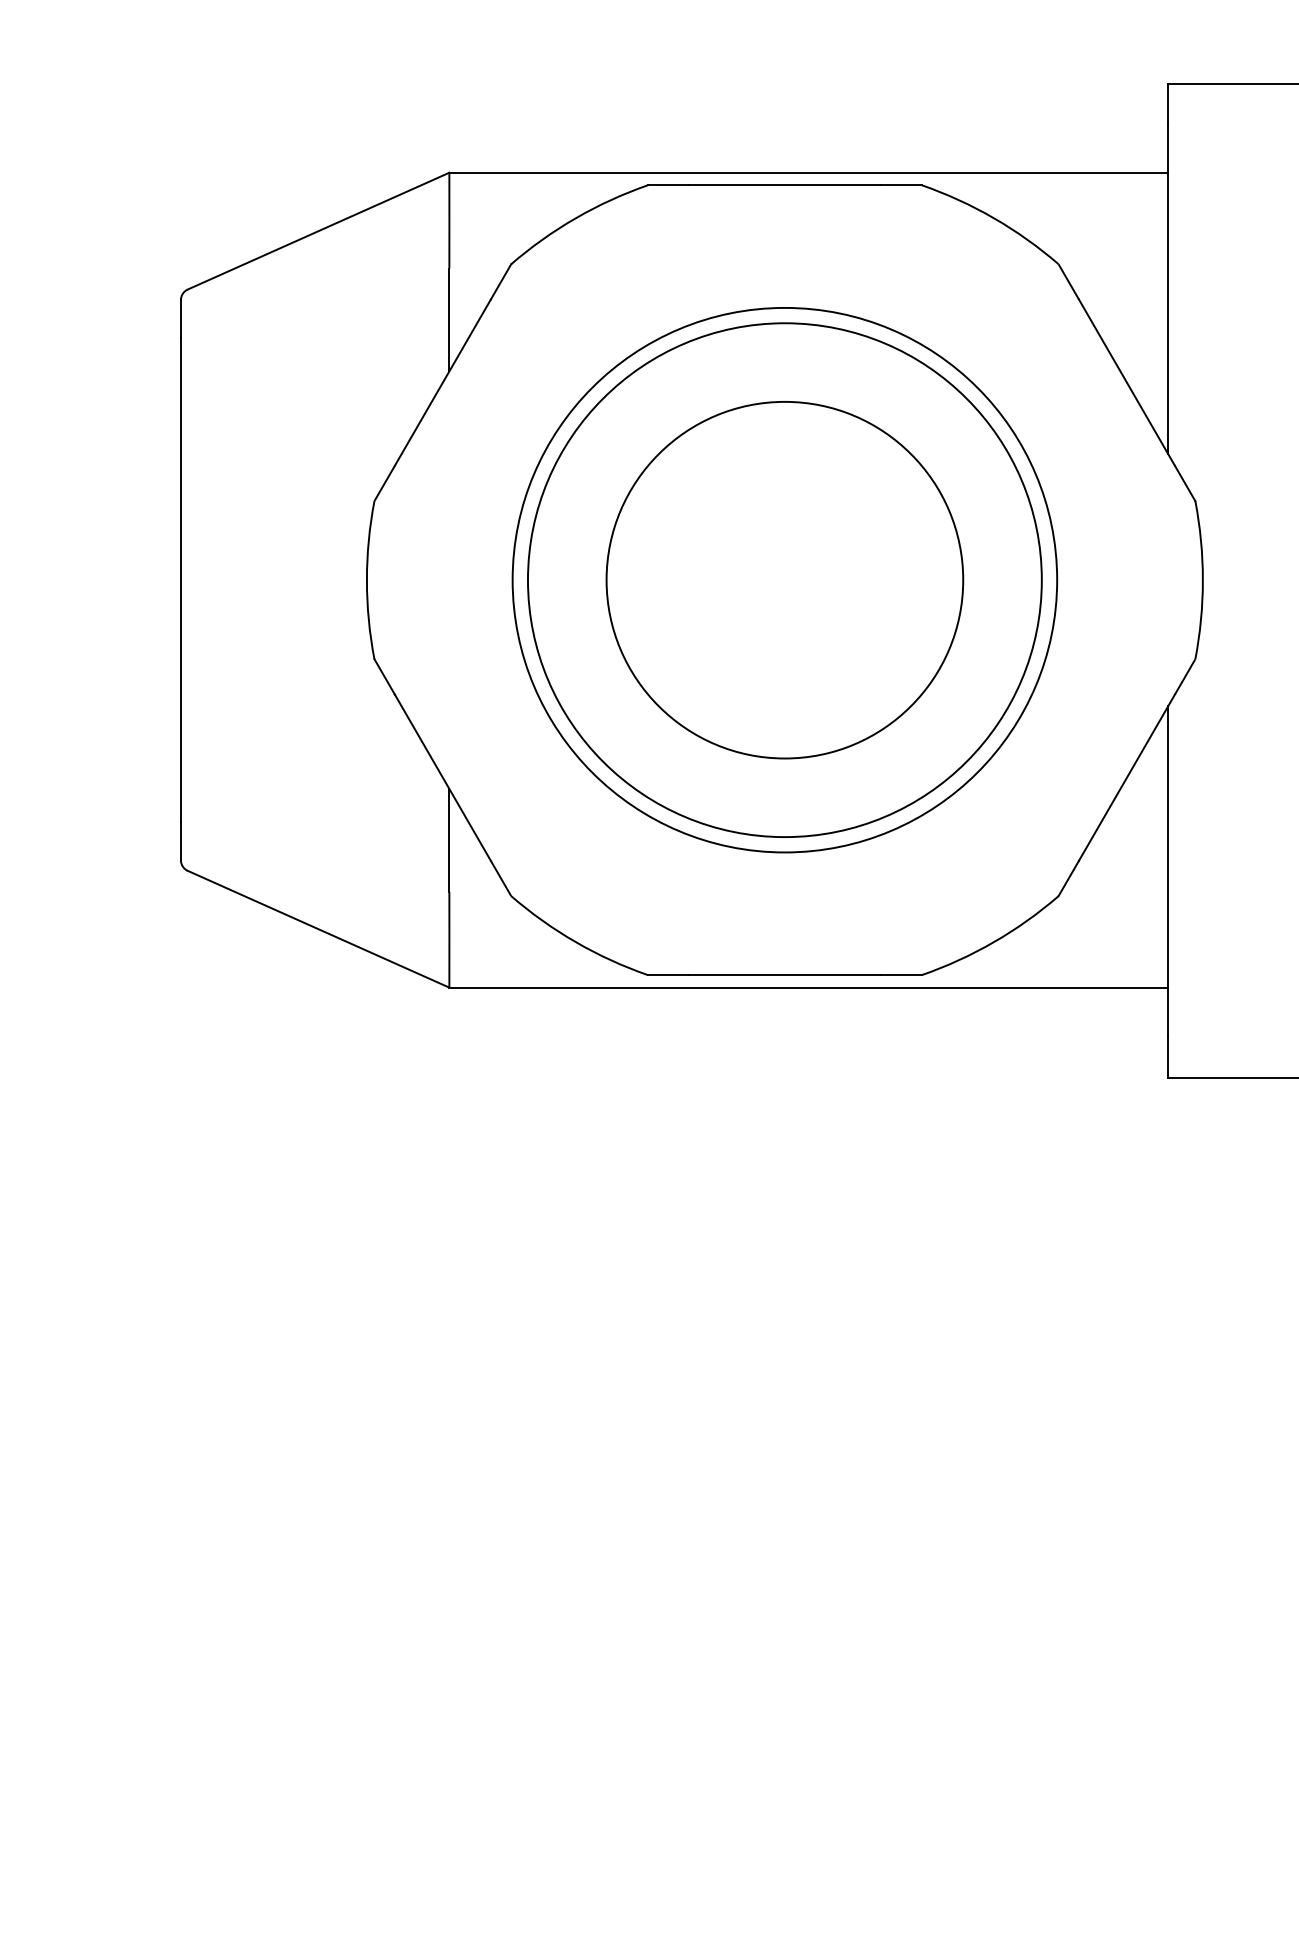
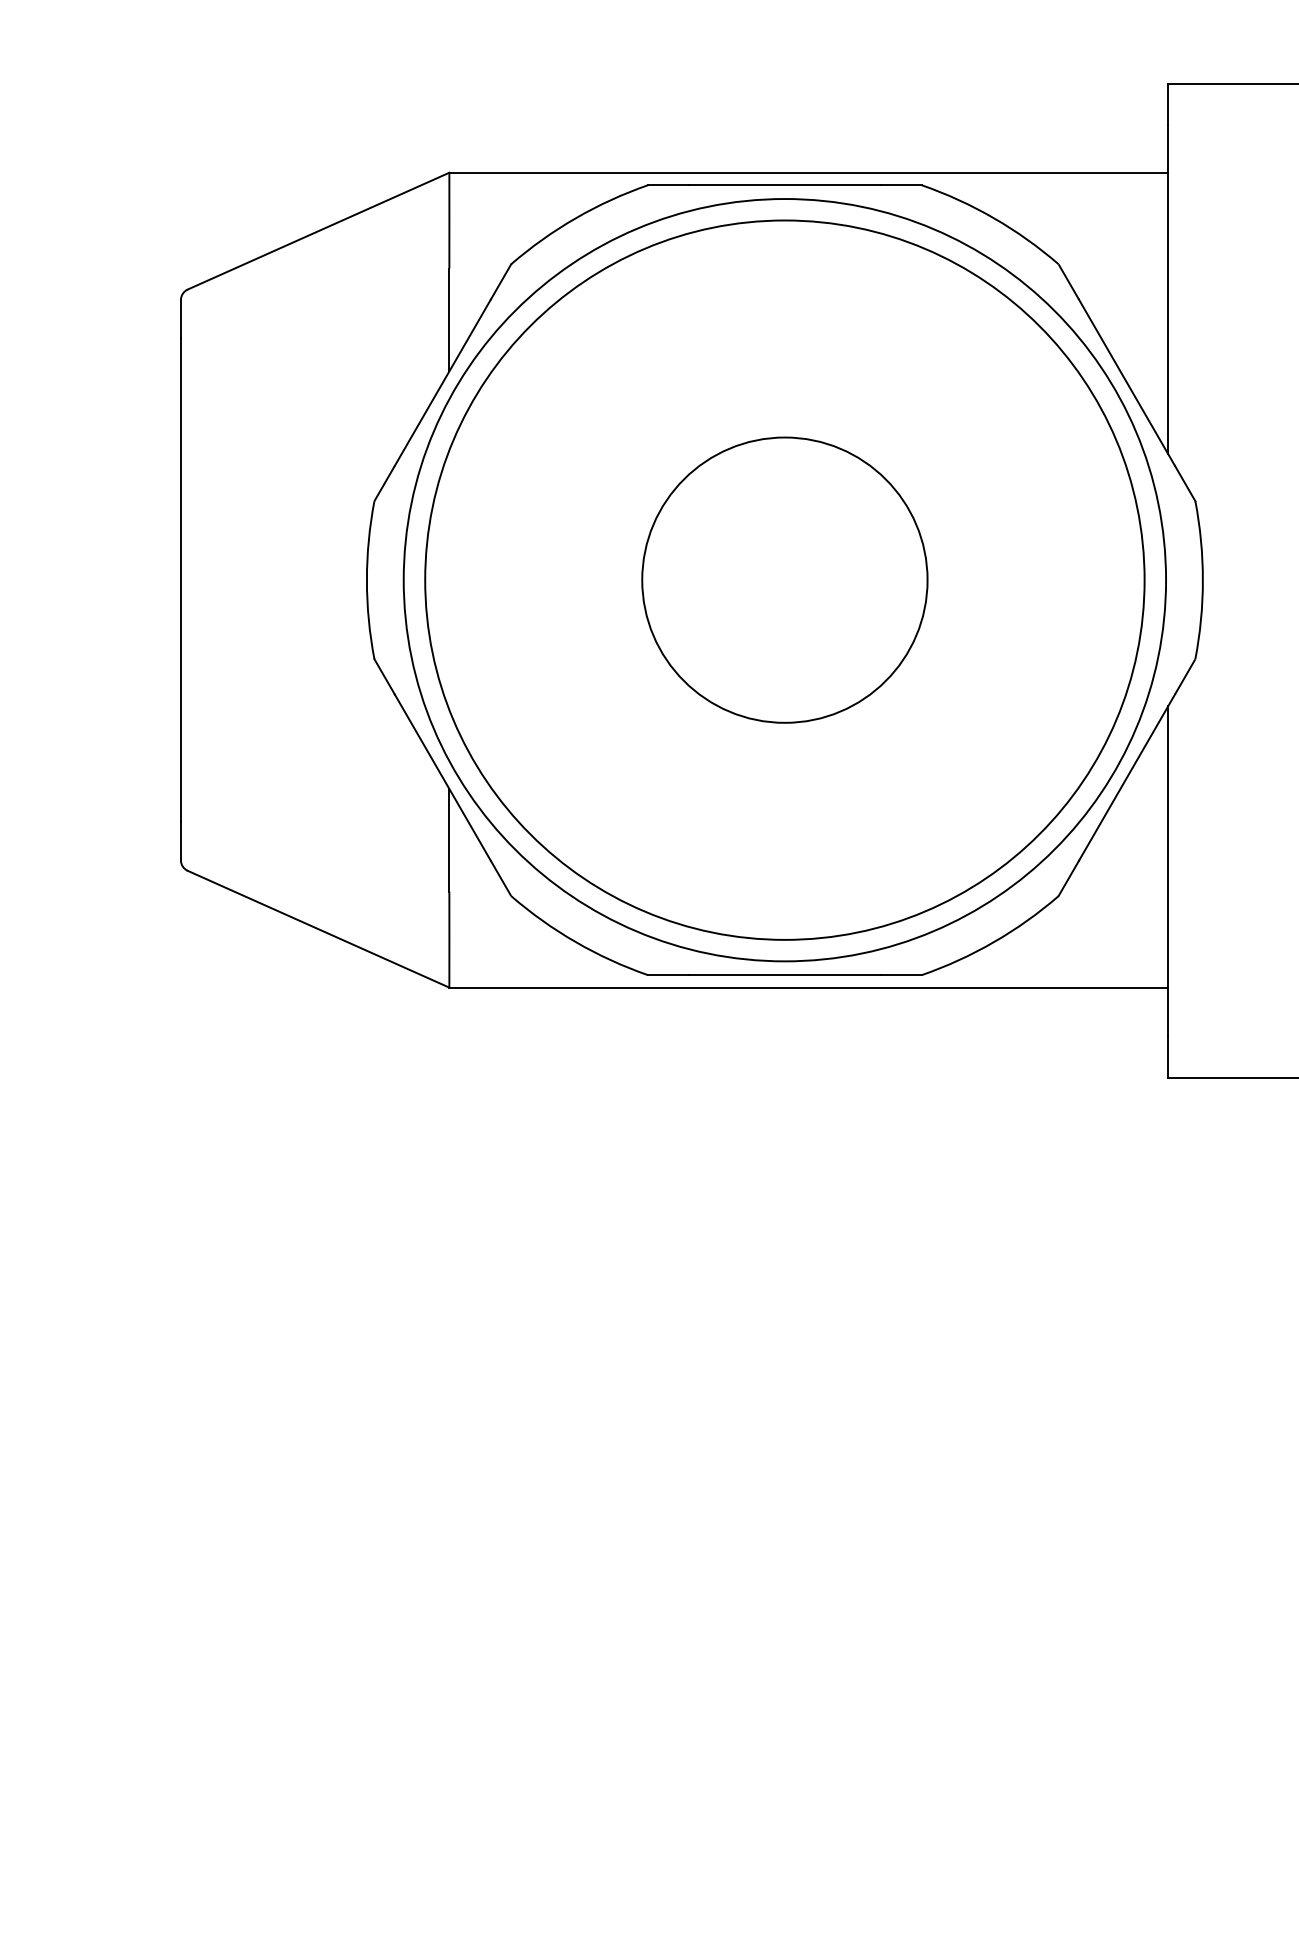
circle diameter: 357 px -> 285 px (784, 579)
circle diameter: 545 px -> 762 px (784, 580)
circle diameter: 514 px -> 719 px (784, 579)
